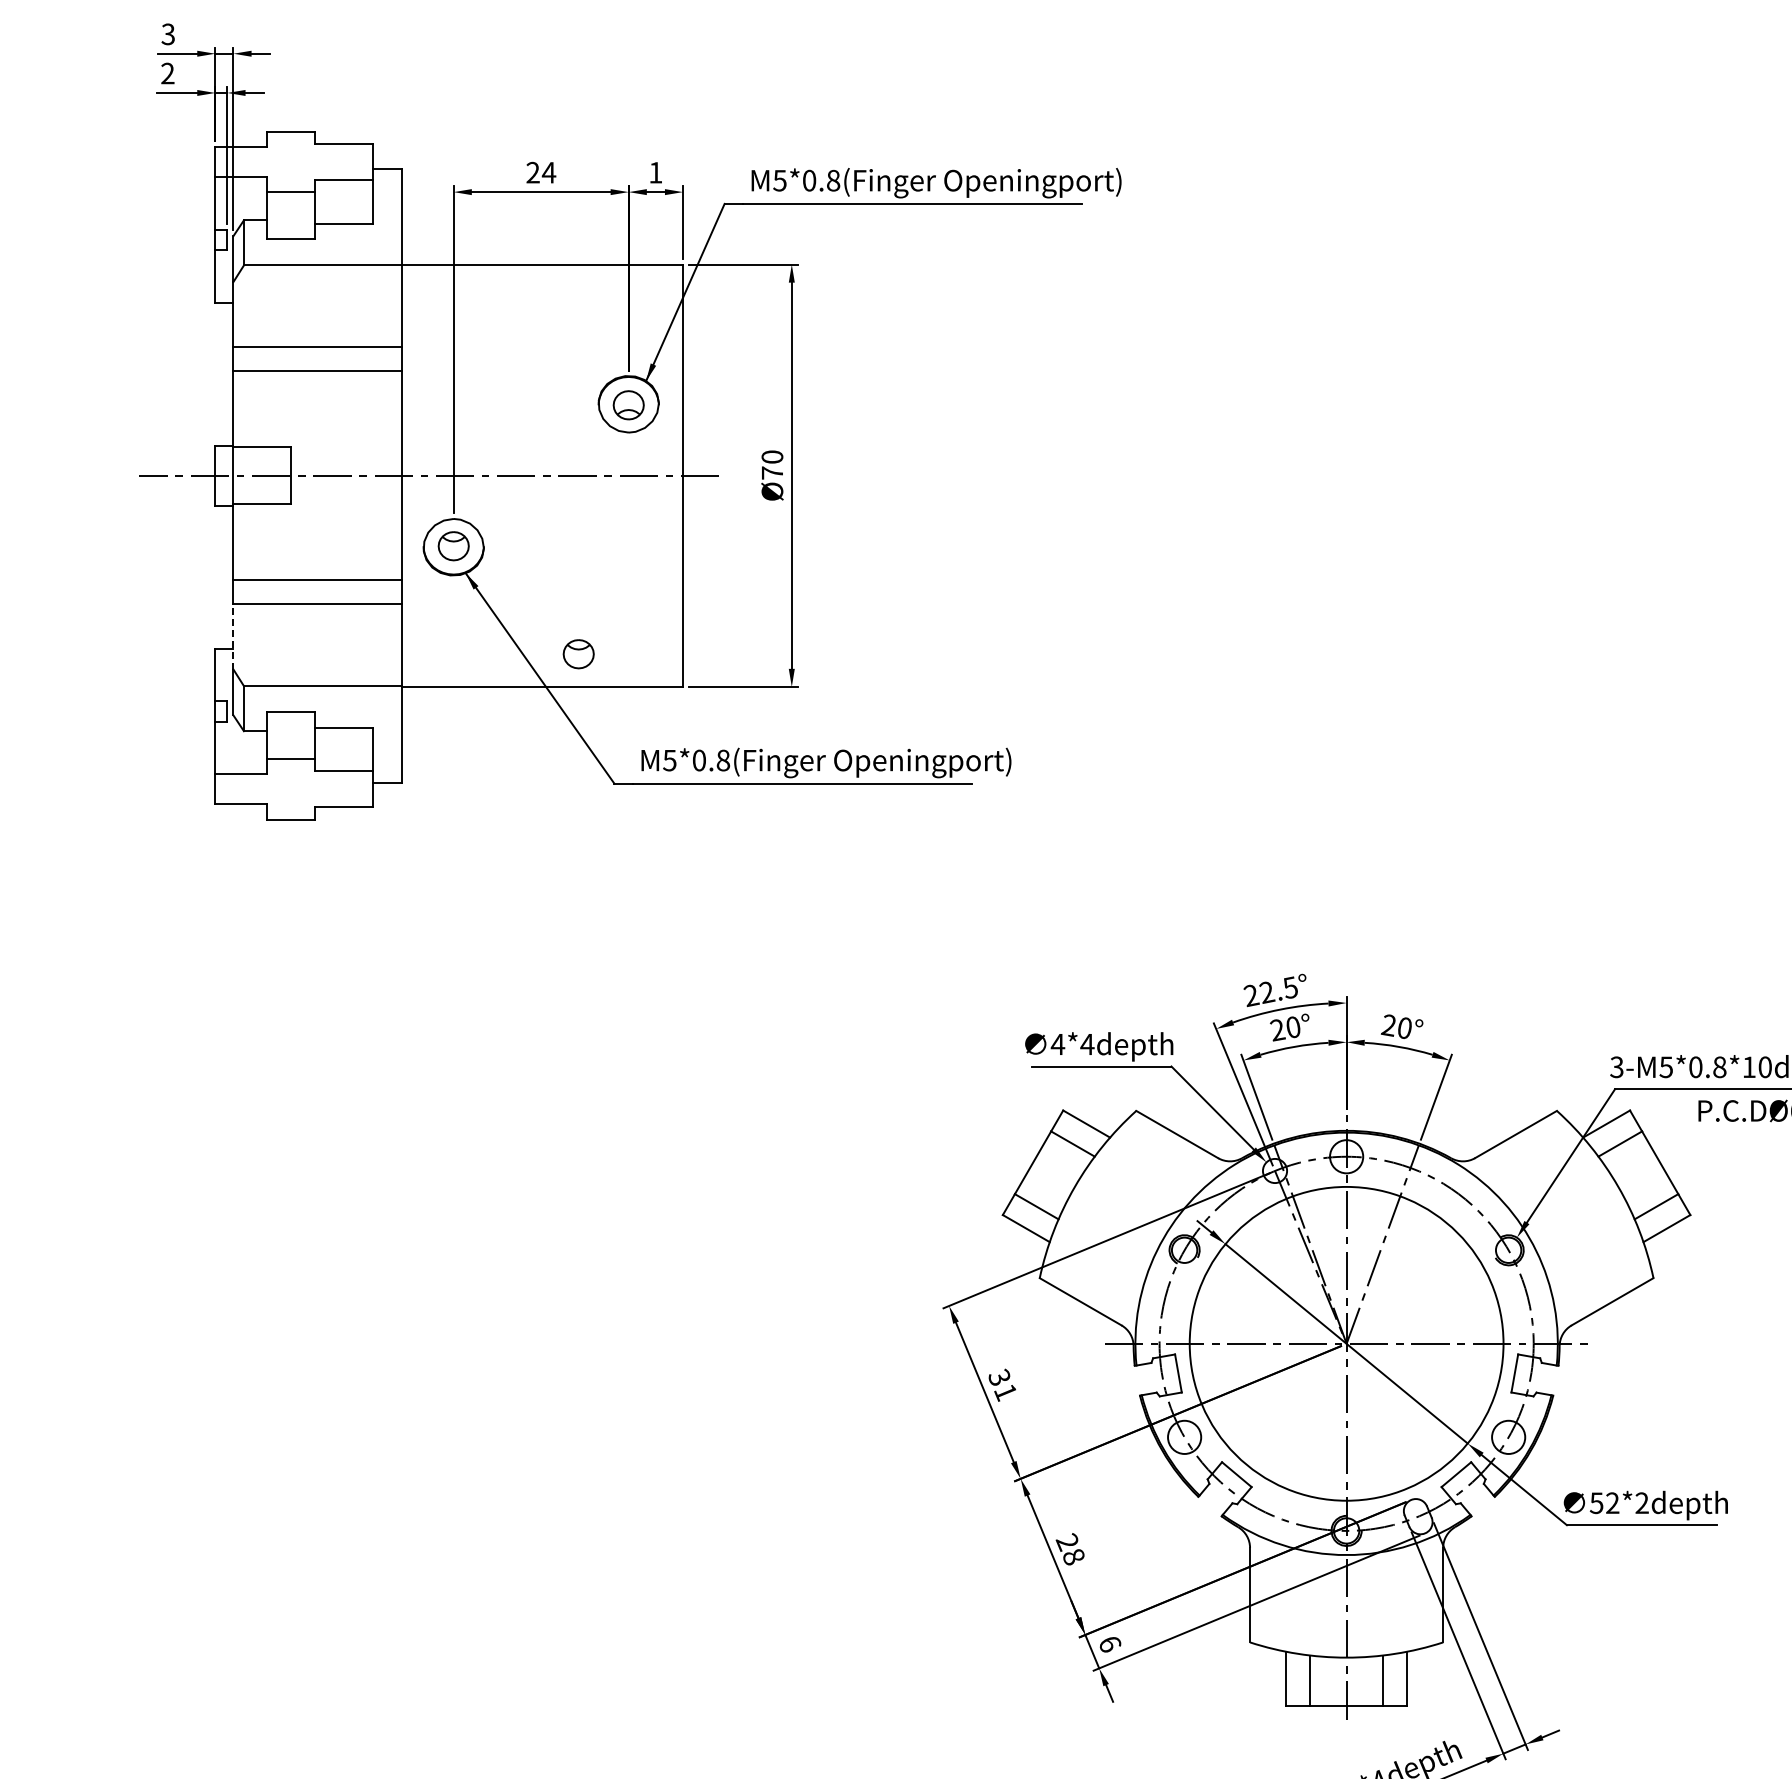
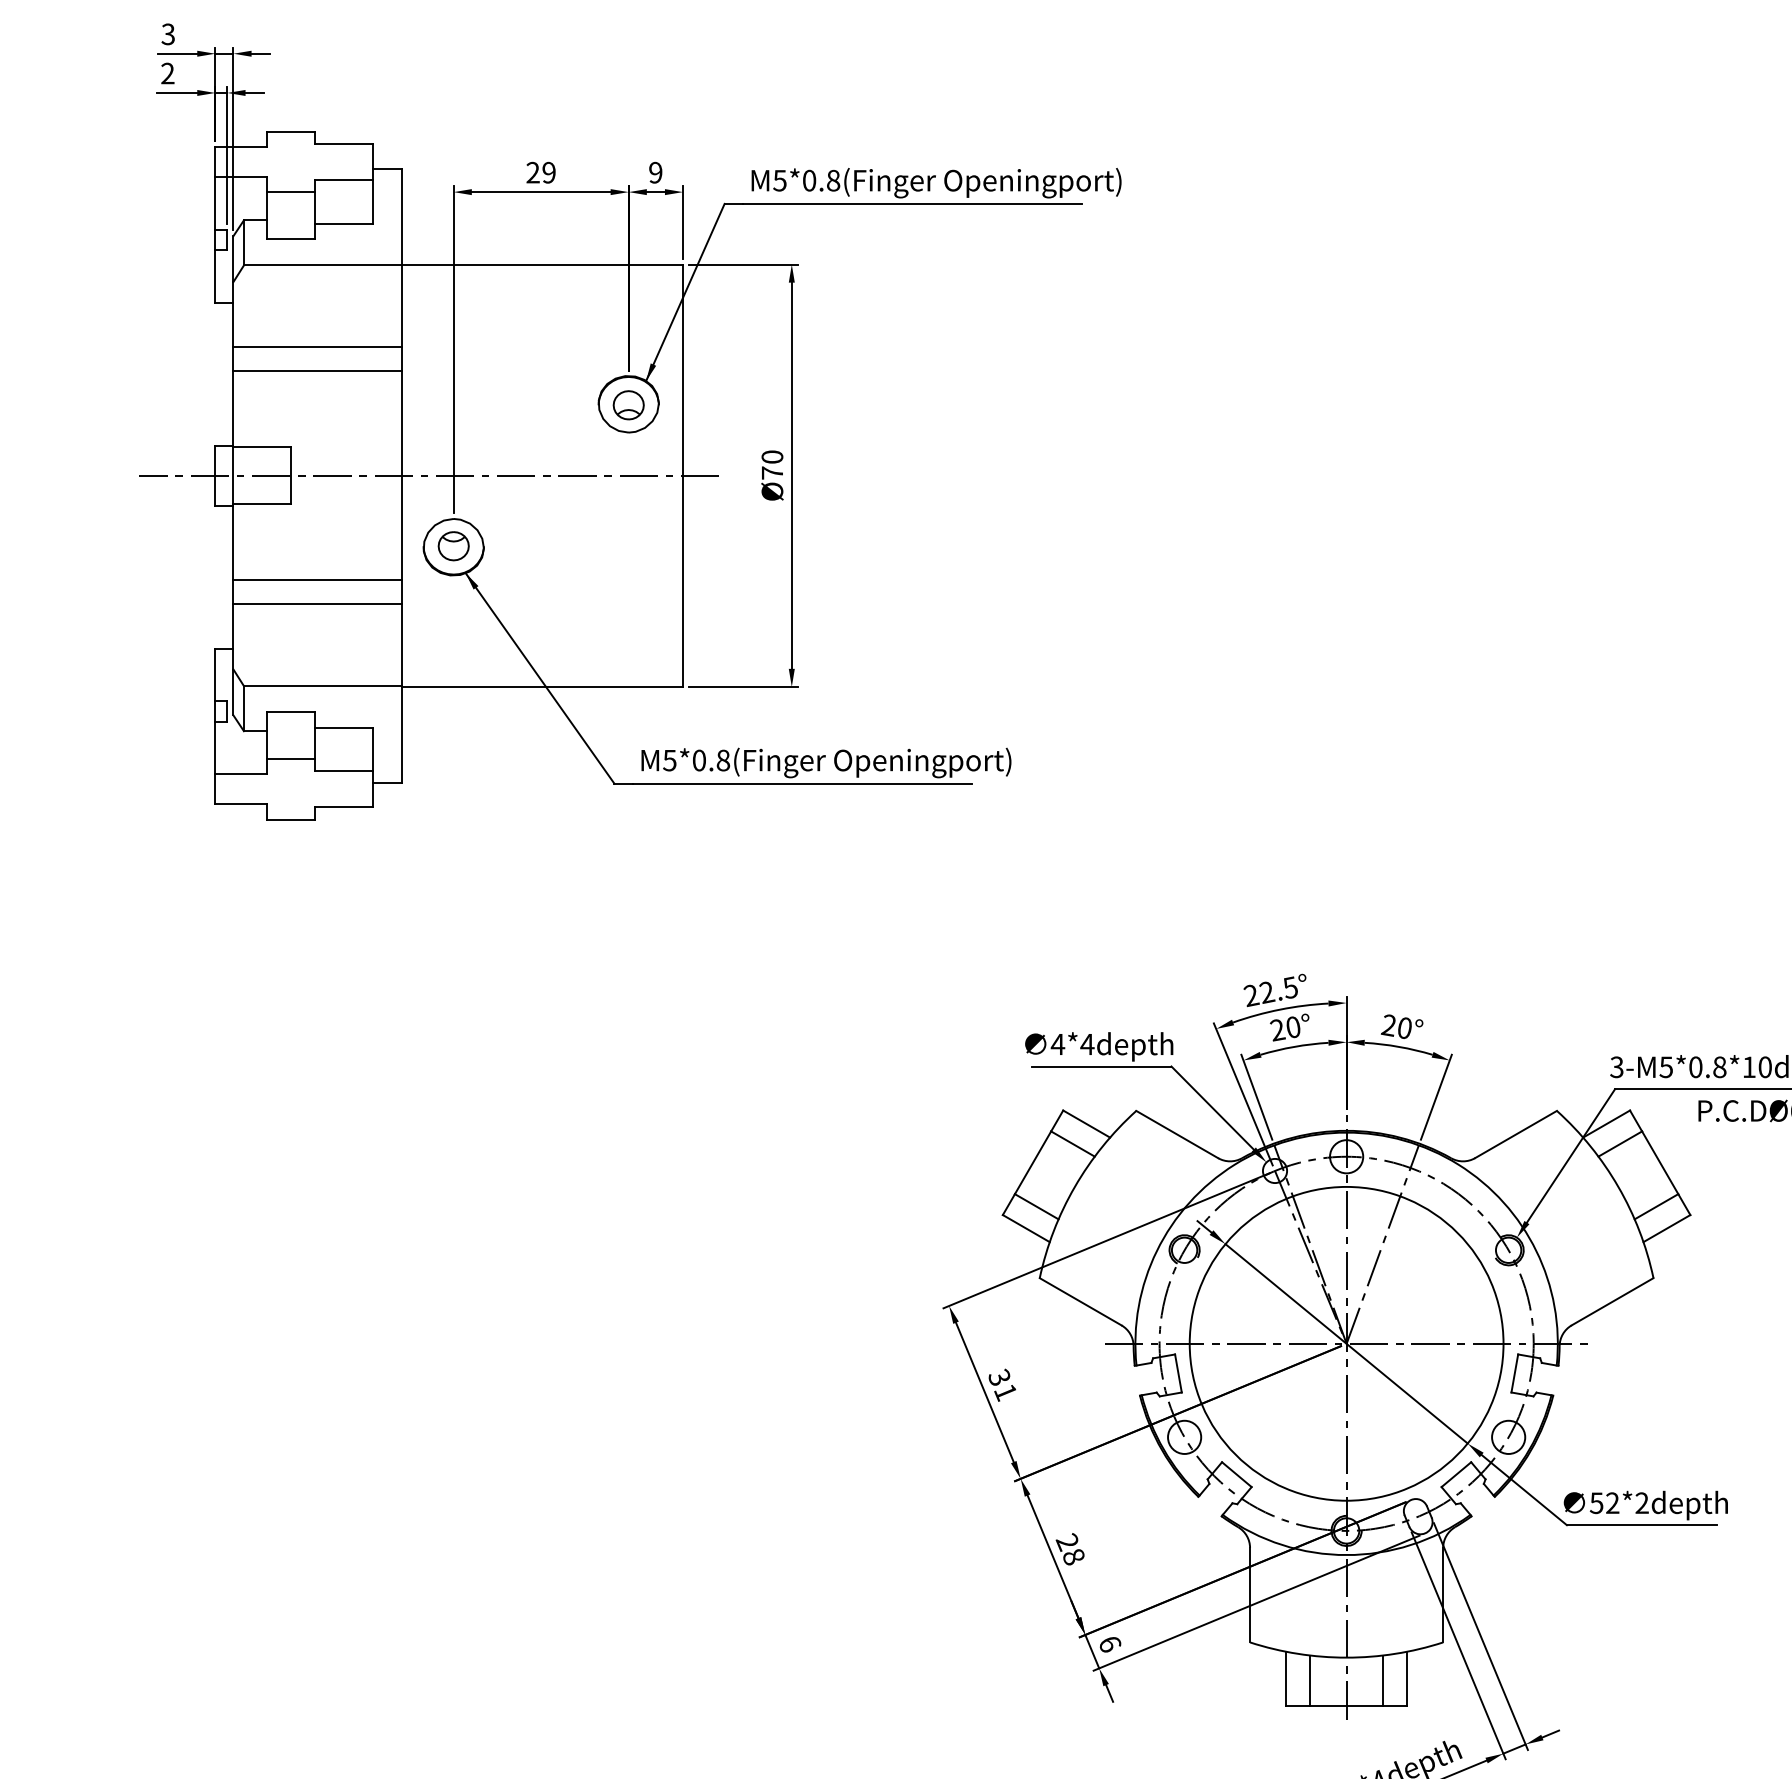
text: 24 -> 29 (548, 172)
text: 1 -> 9 (655, 172)
line: dashed -> solid (233, 636)
part: present -> none (578, 654)
